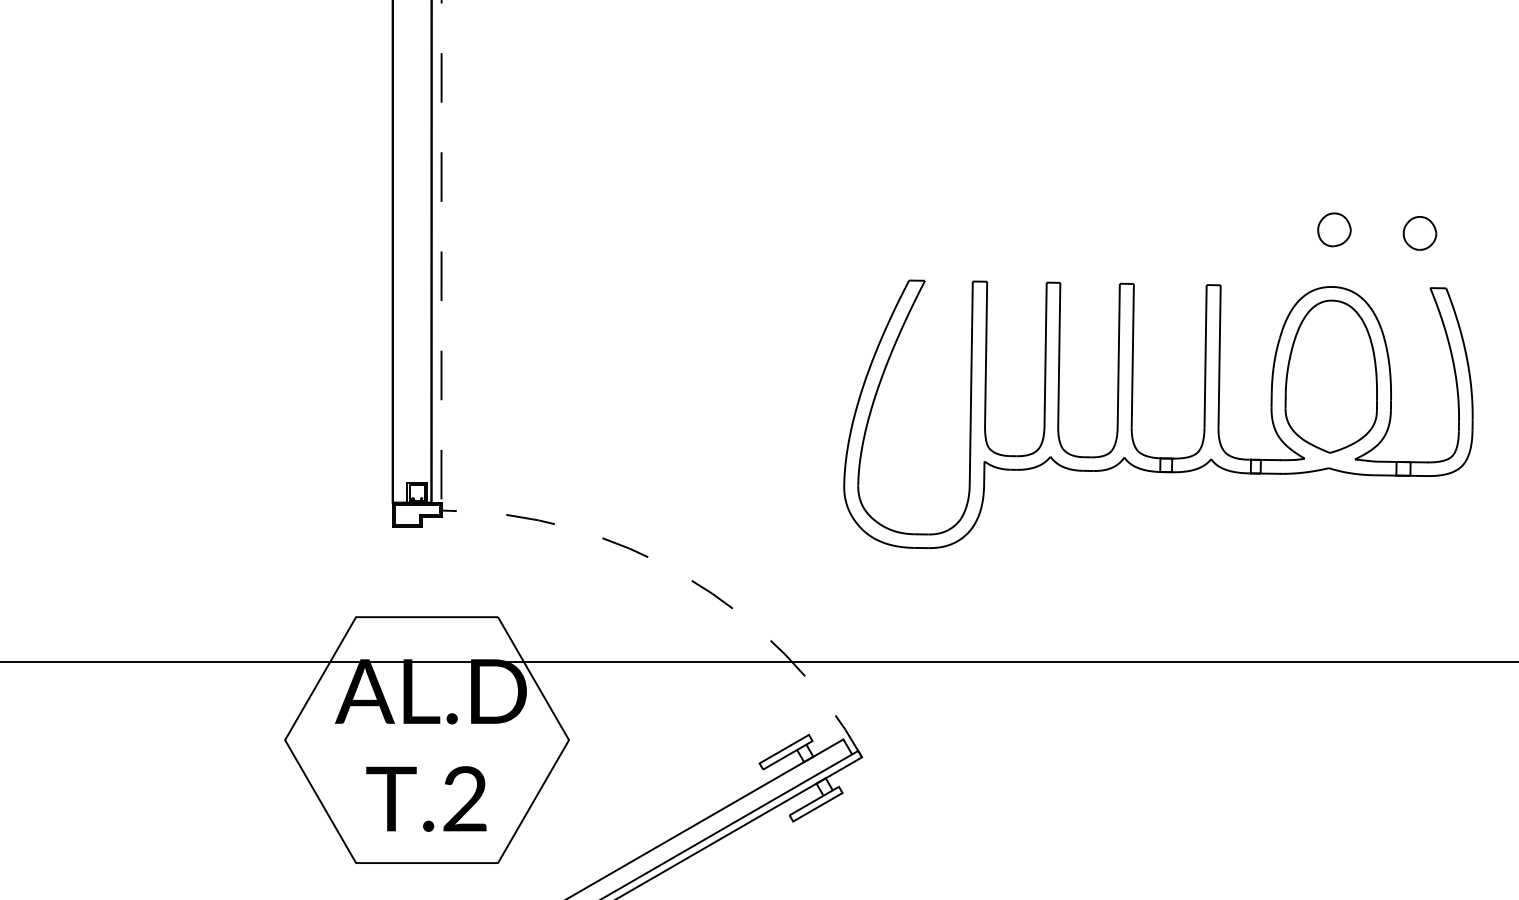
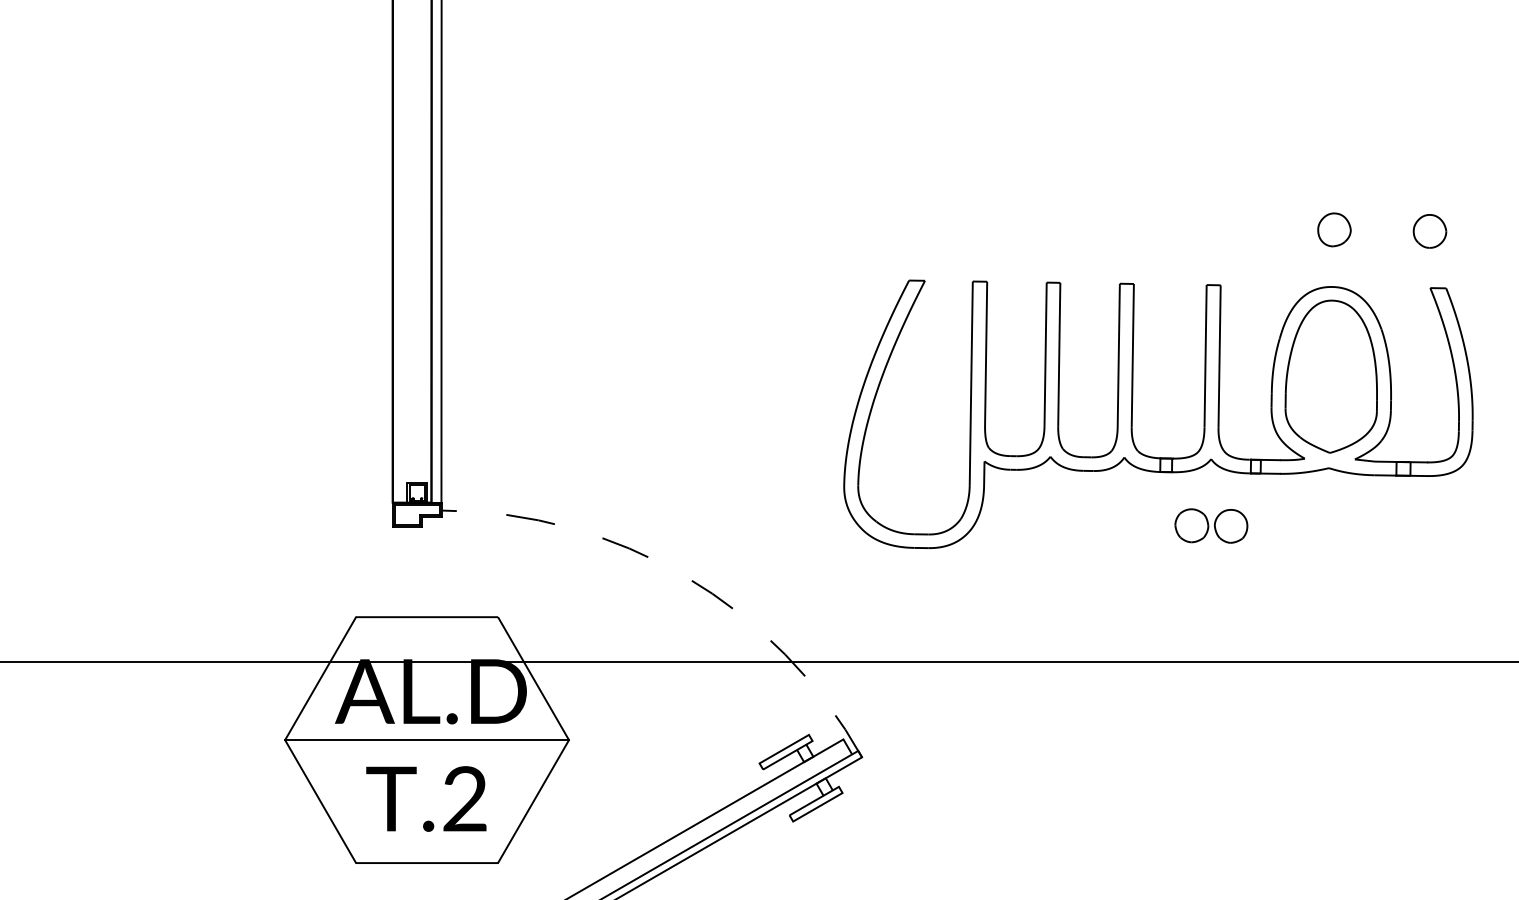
part position: (1419, 233) -> (1429, 231) (1429, 231)
line: dashed -> solid (441, 251)
part: none -> present (1211, 525)
line: none -> present (427, 740)
